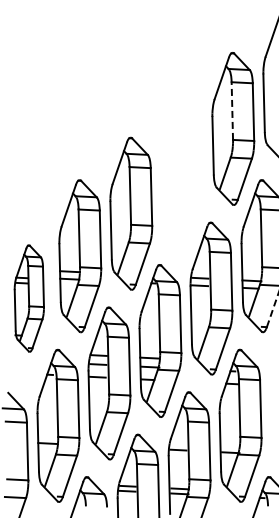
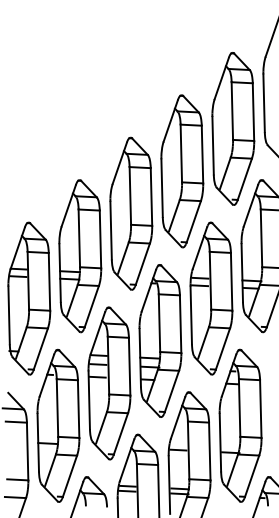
line: dashed -> solid (232, 111)
part: none -> present (182, 171)
part size: 32x109 px -> 45x155 px (29, 298)
line: dashed -> solid (273, 309)
